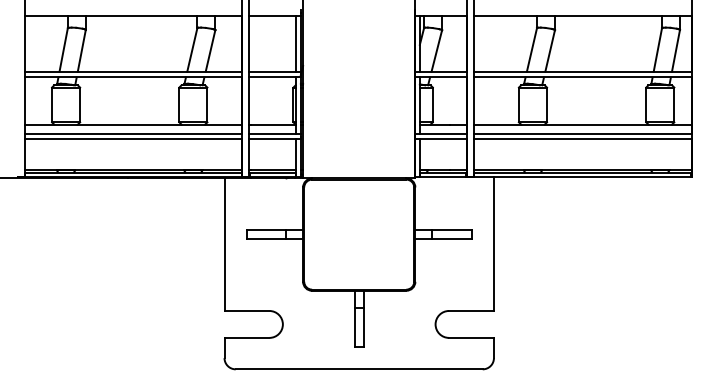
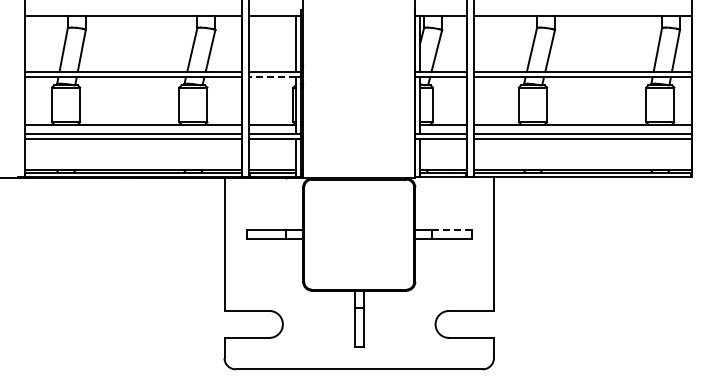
line: solid -> dashed (272, 77)
line: solid -> dashed (451, 230)
